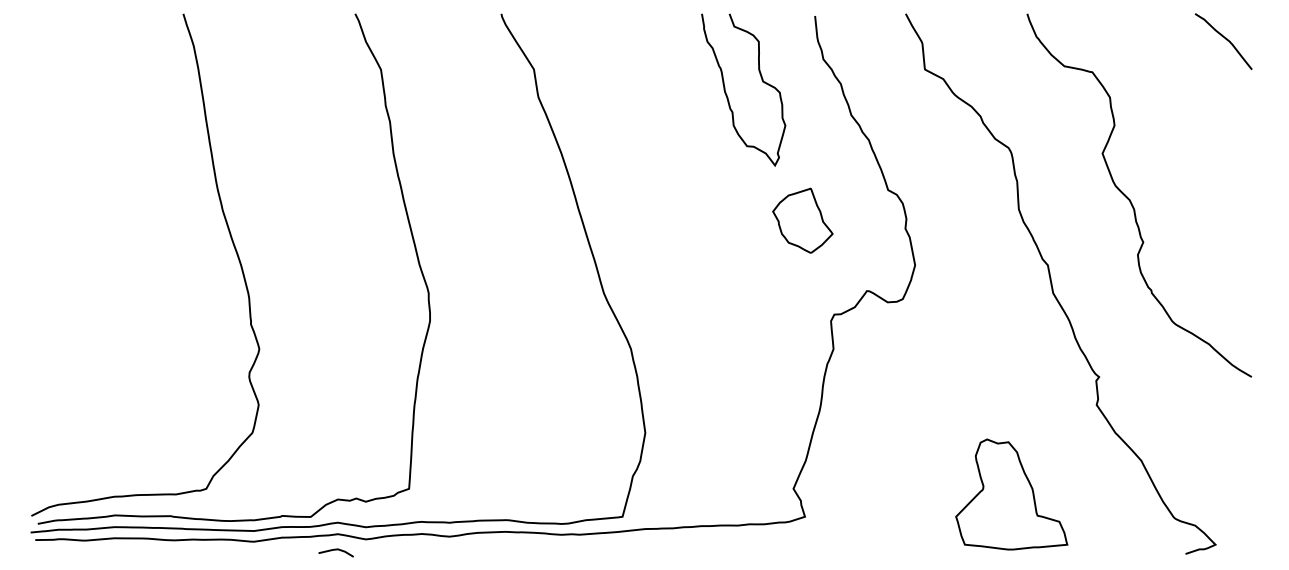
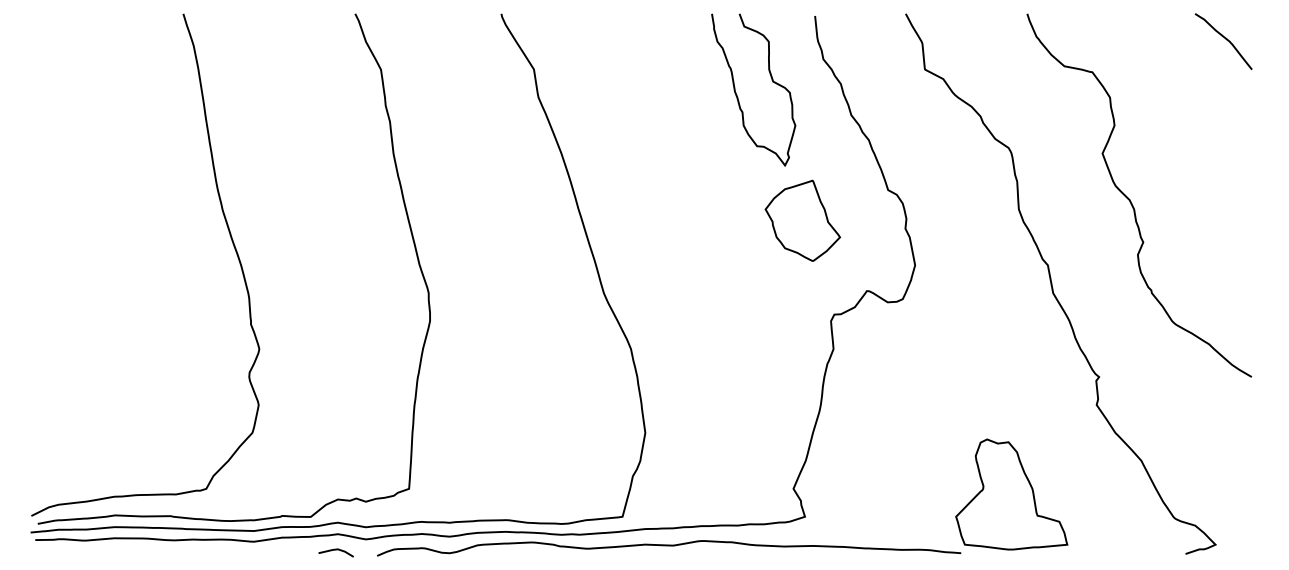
curve position: (727, 94) -> (737, 94) (737, 94)
part size: 62x67 px -> 78x83 px (802, 220)
curve: none -> present (669, 546)
